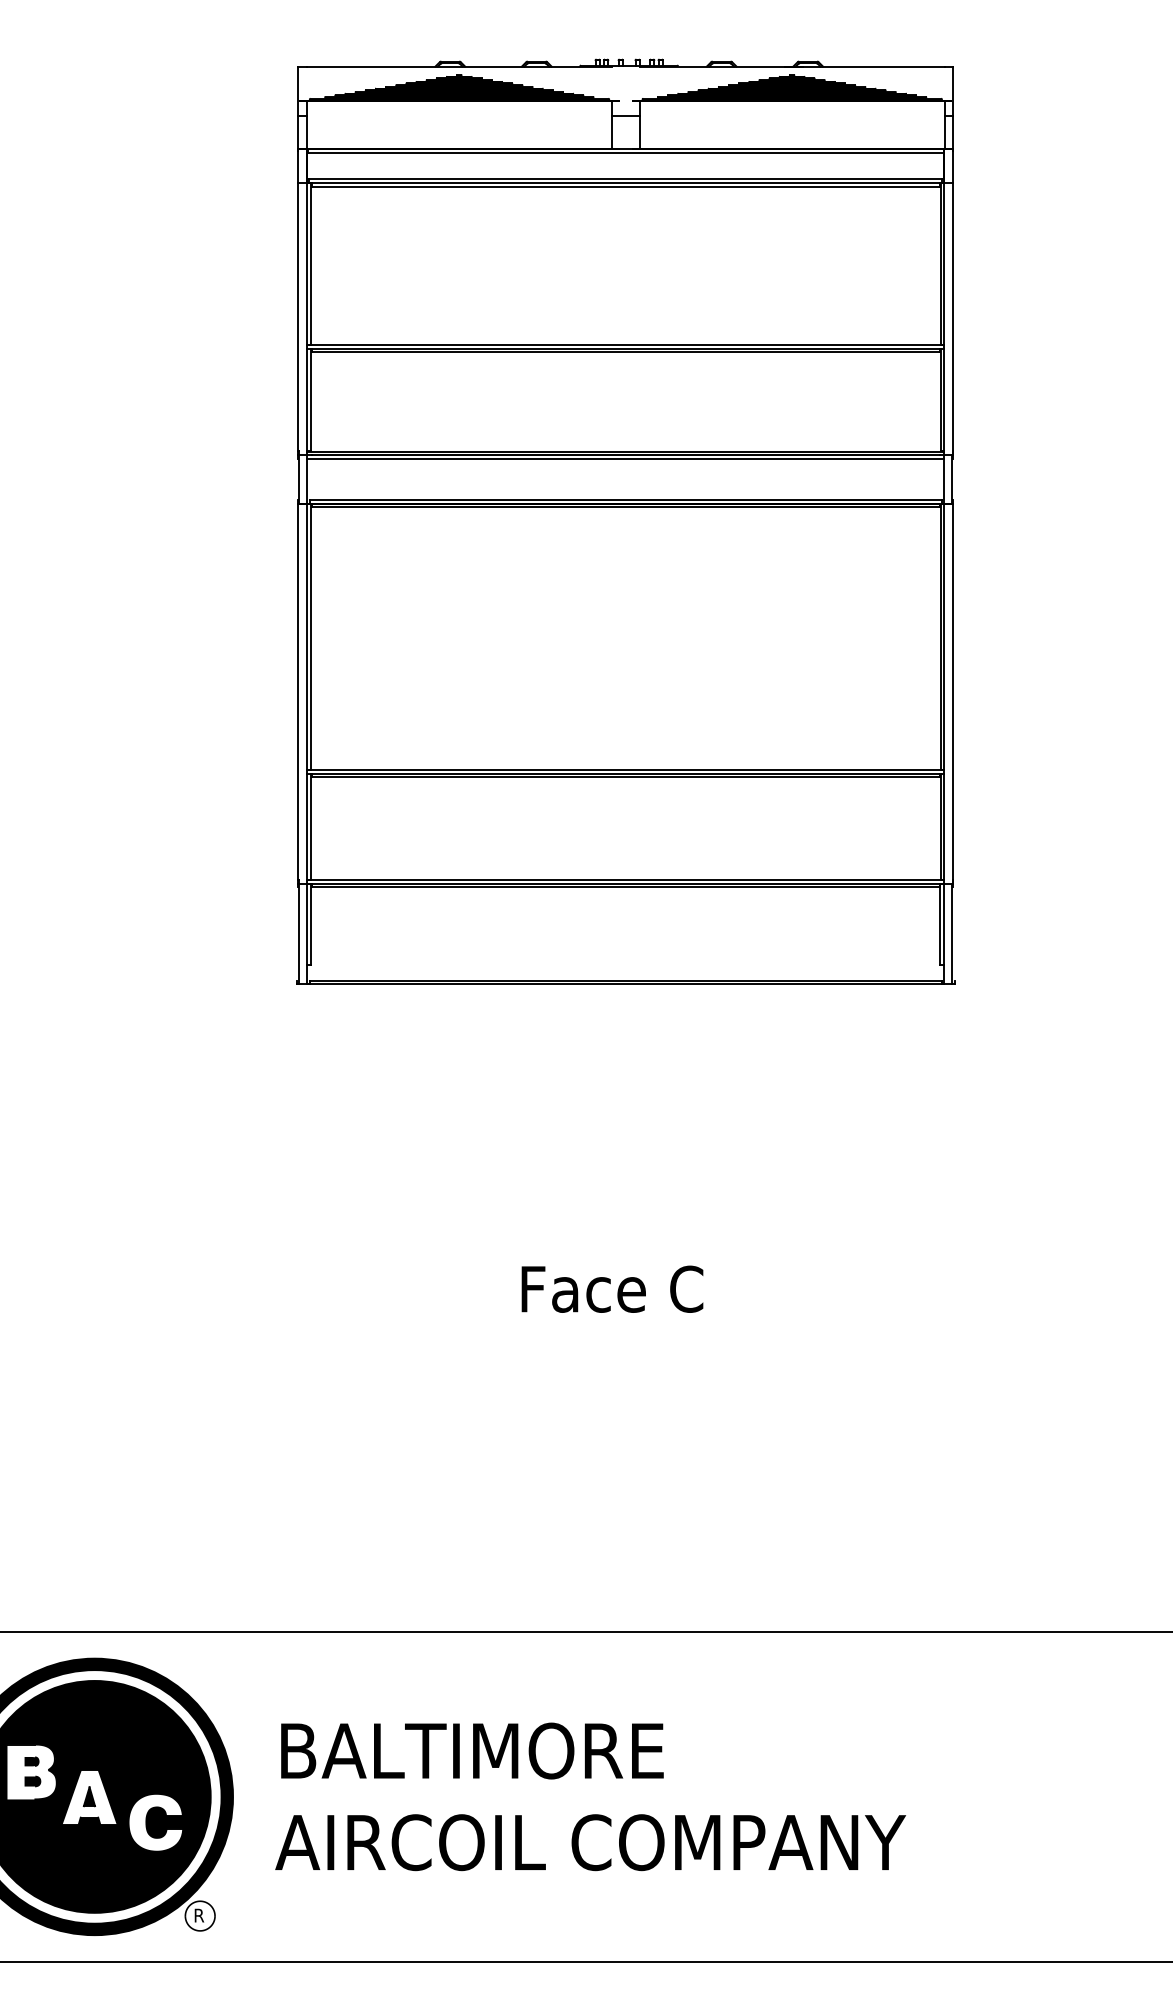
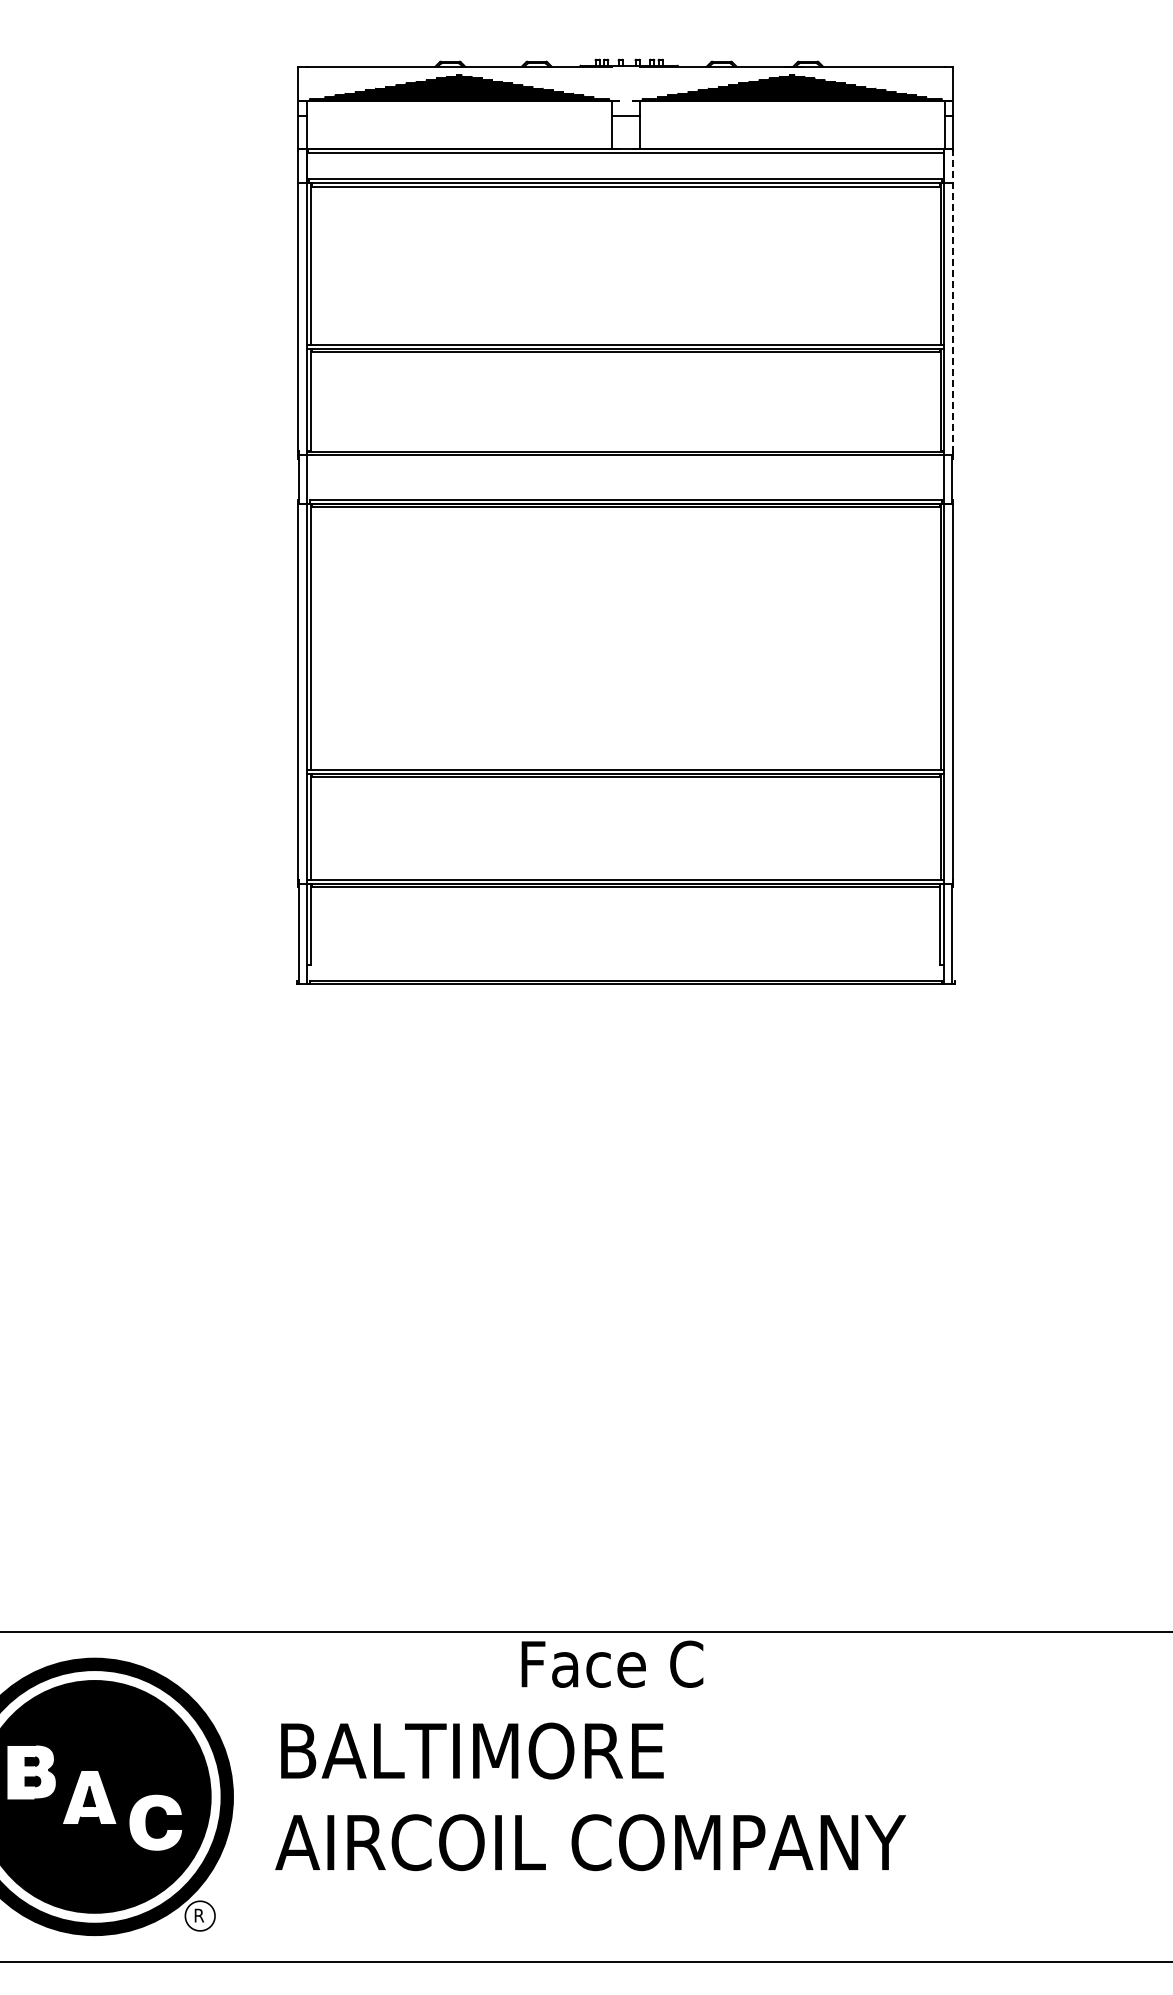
line: solid -> dashed (953, 300)
line: present -> none (625, 458)
text position: (612, 1288) -> (612, 1663) (612, 1663)
